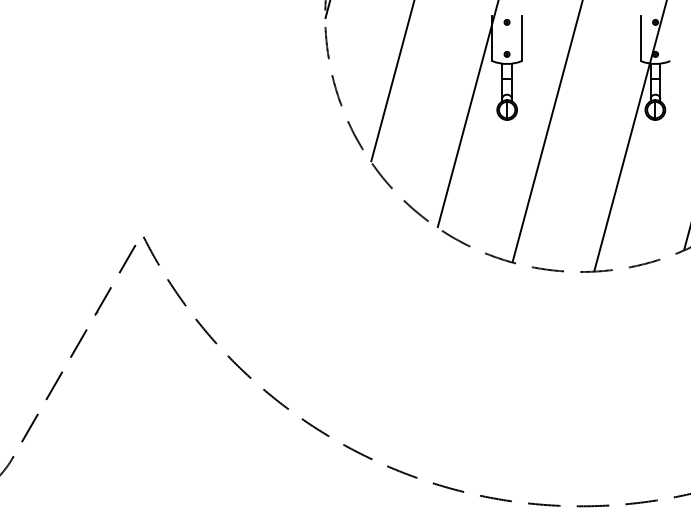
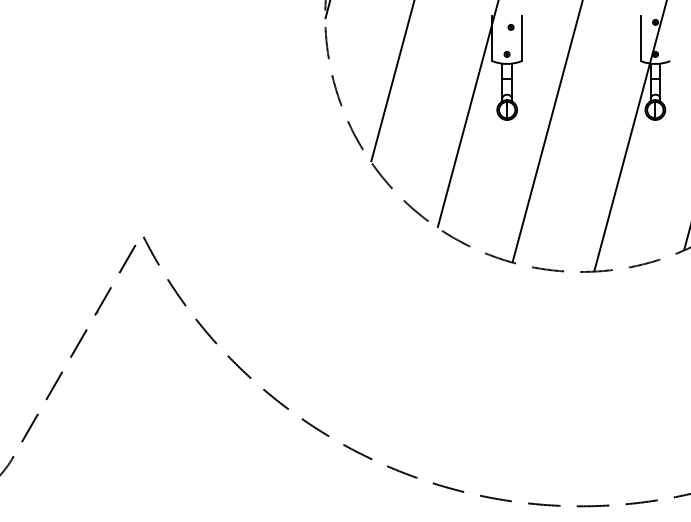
part position: (506, 22) -> (510, 27) (510, 27)
